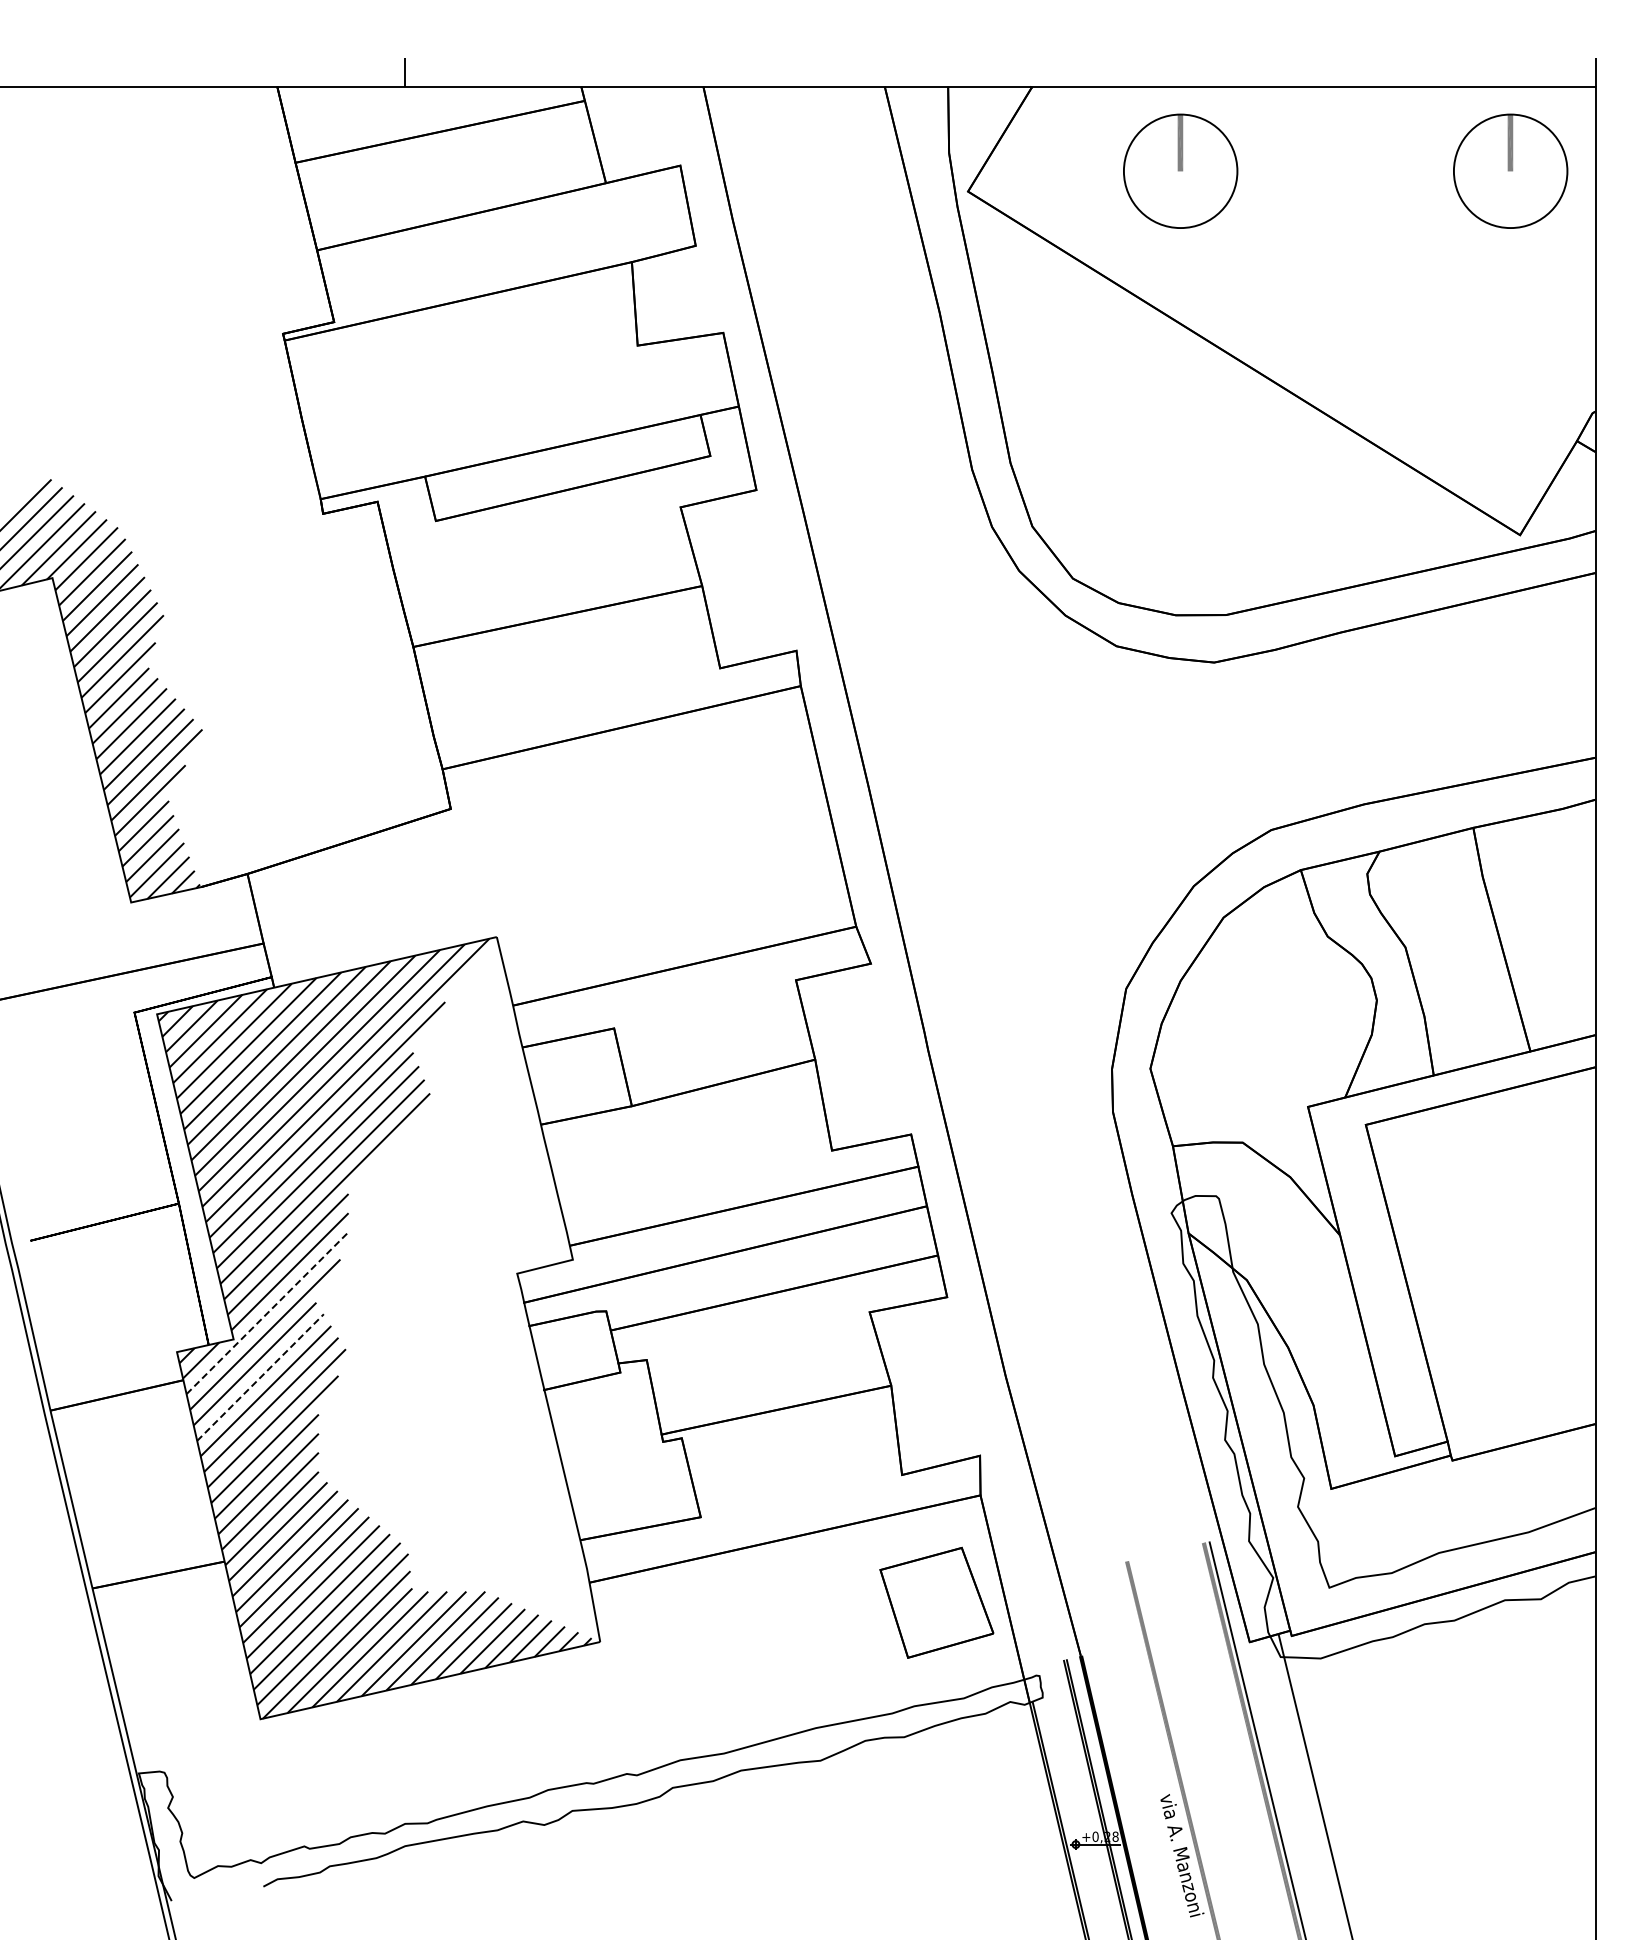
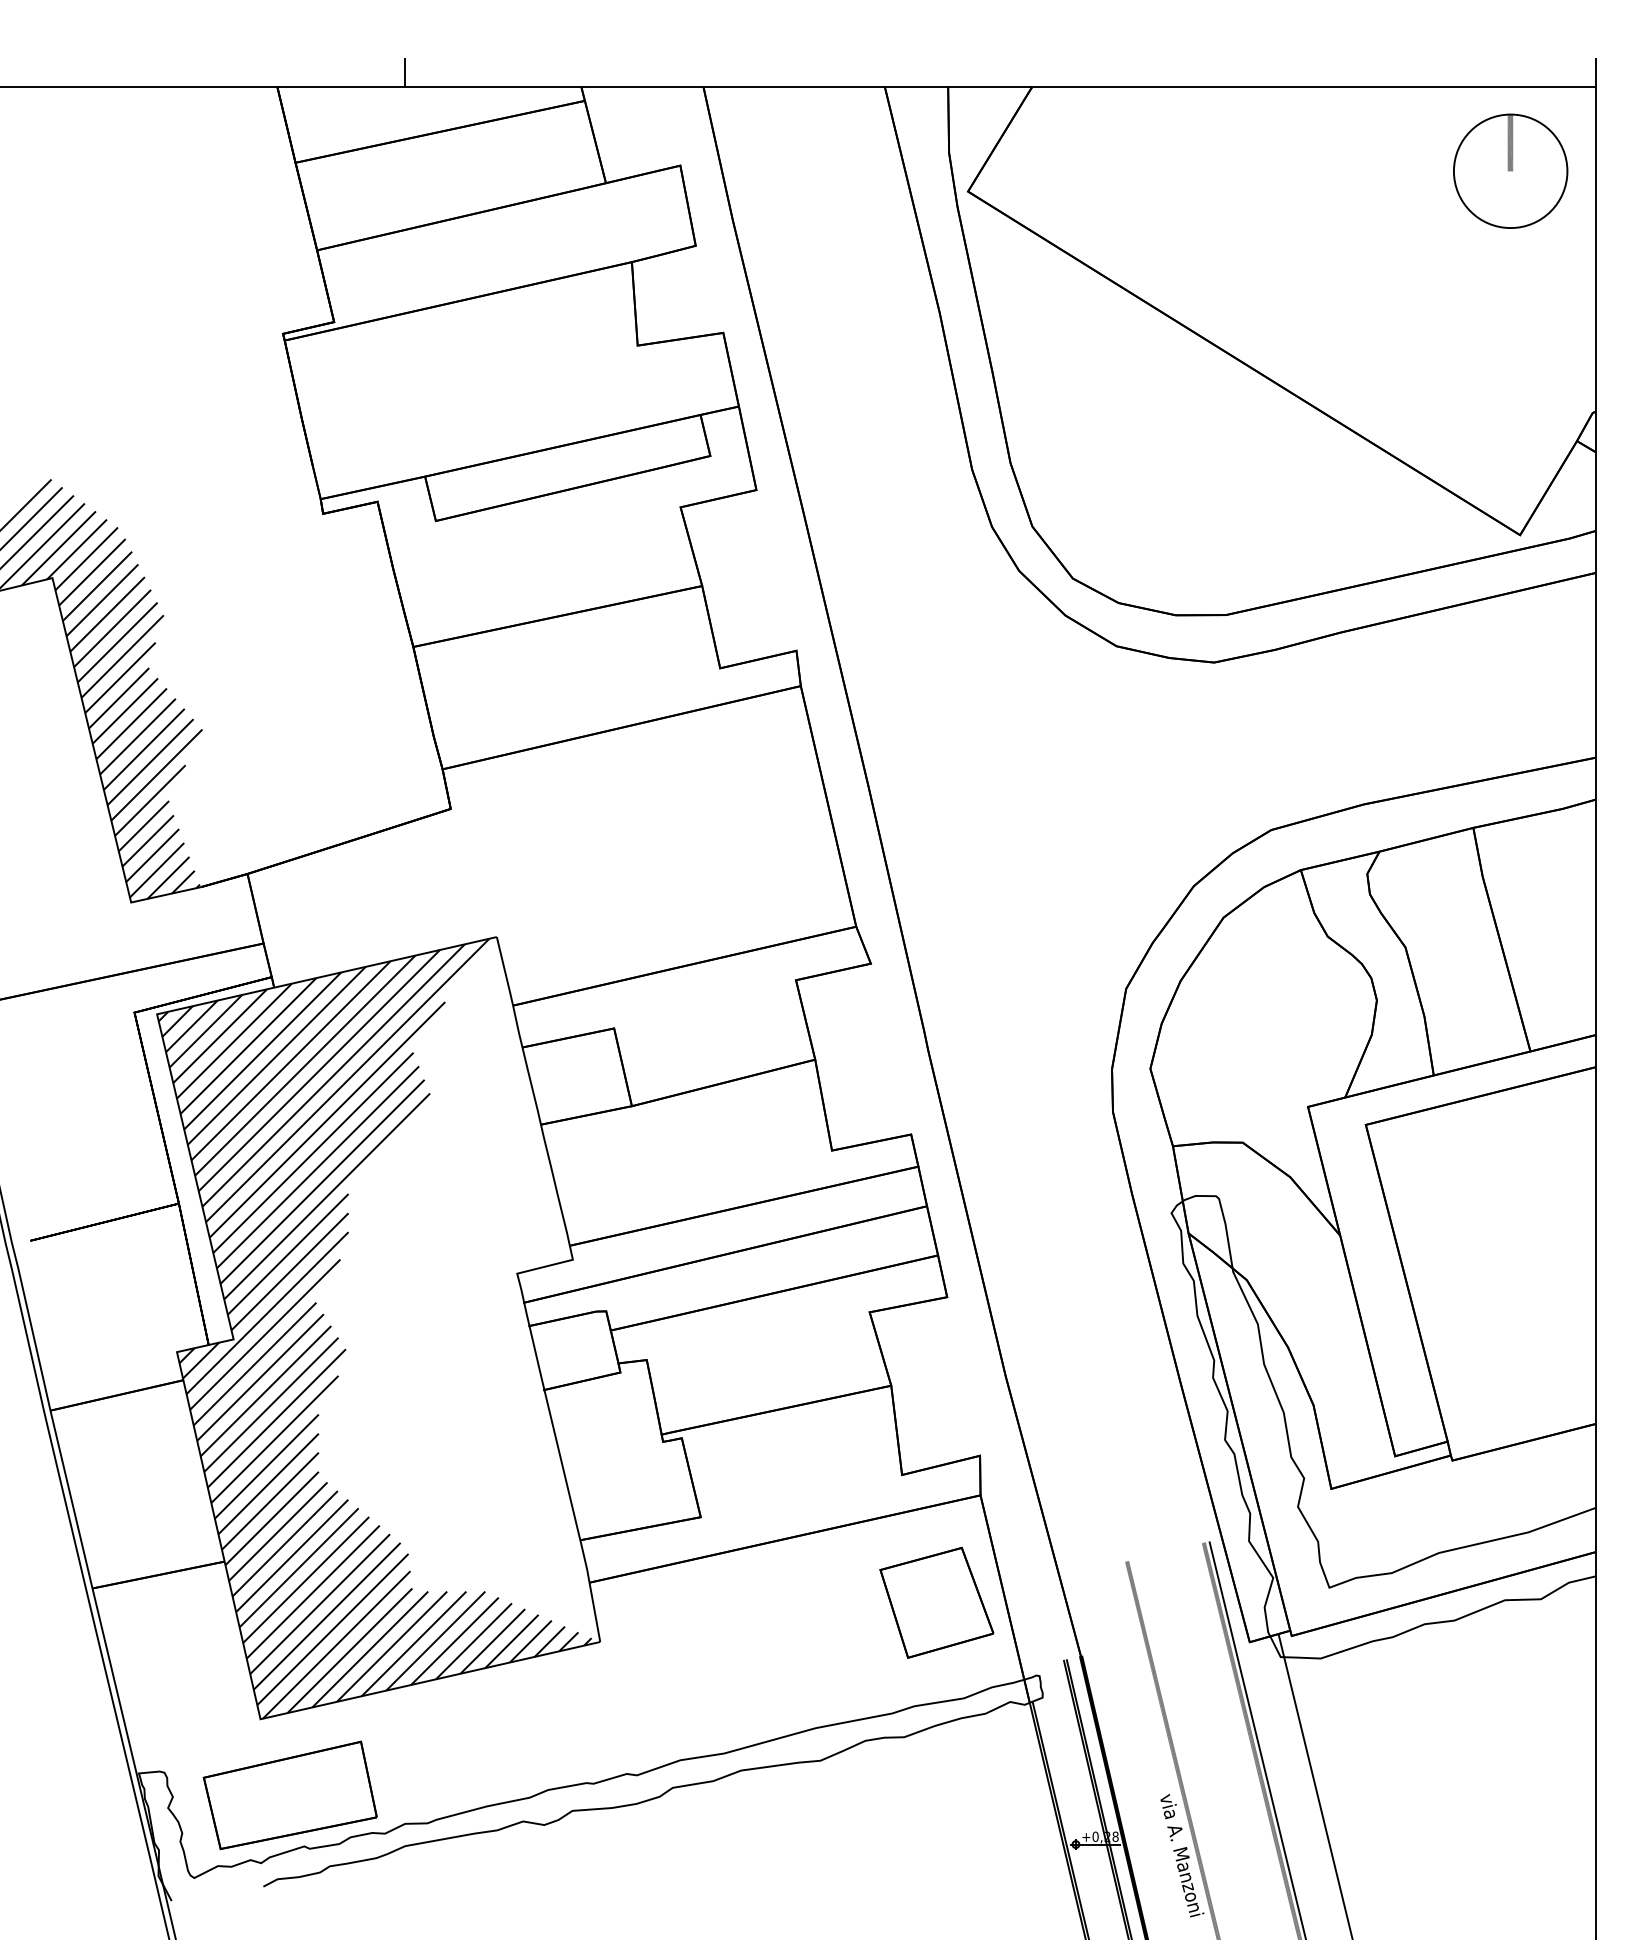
part: present -> none (1180, 170)
line: dashed -> solid (267, 1313)
line: dashed -> solid (260, 1377)
part: none -> present (289, 1795)
